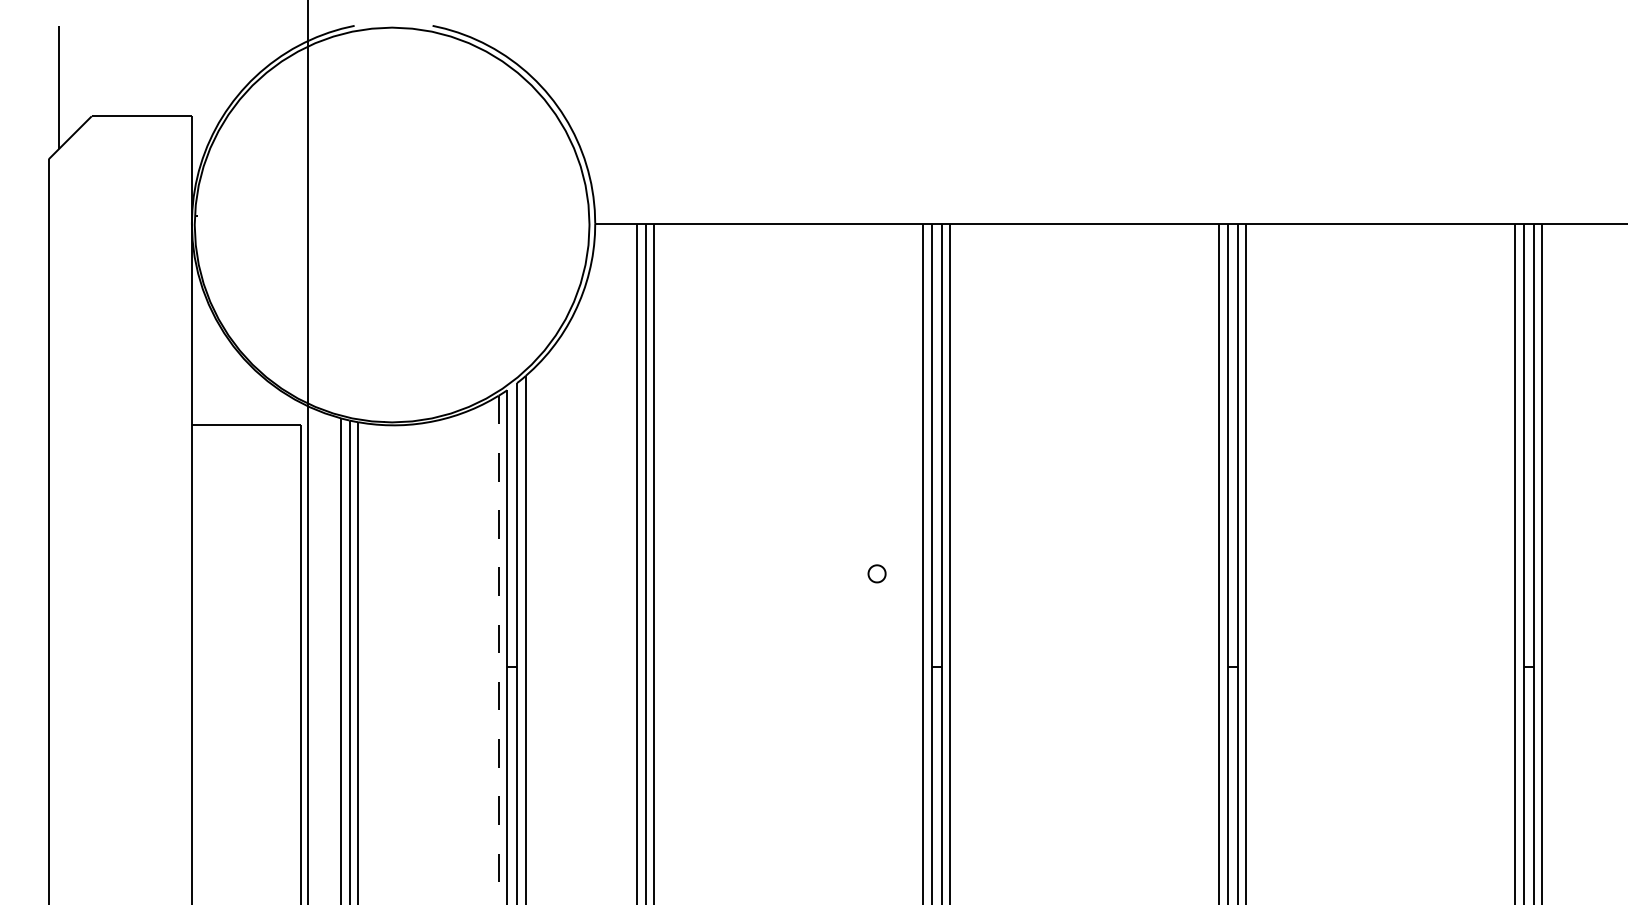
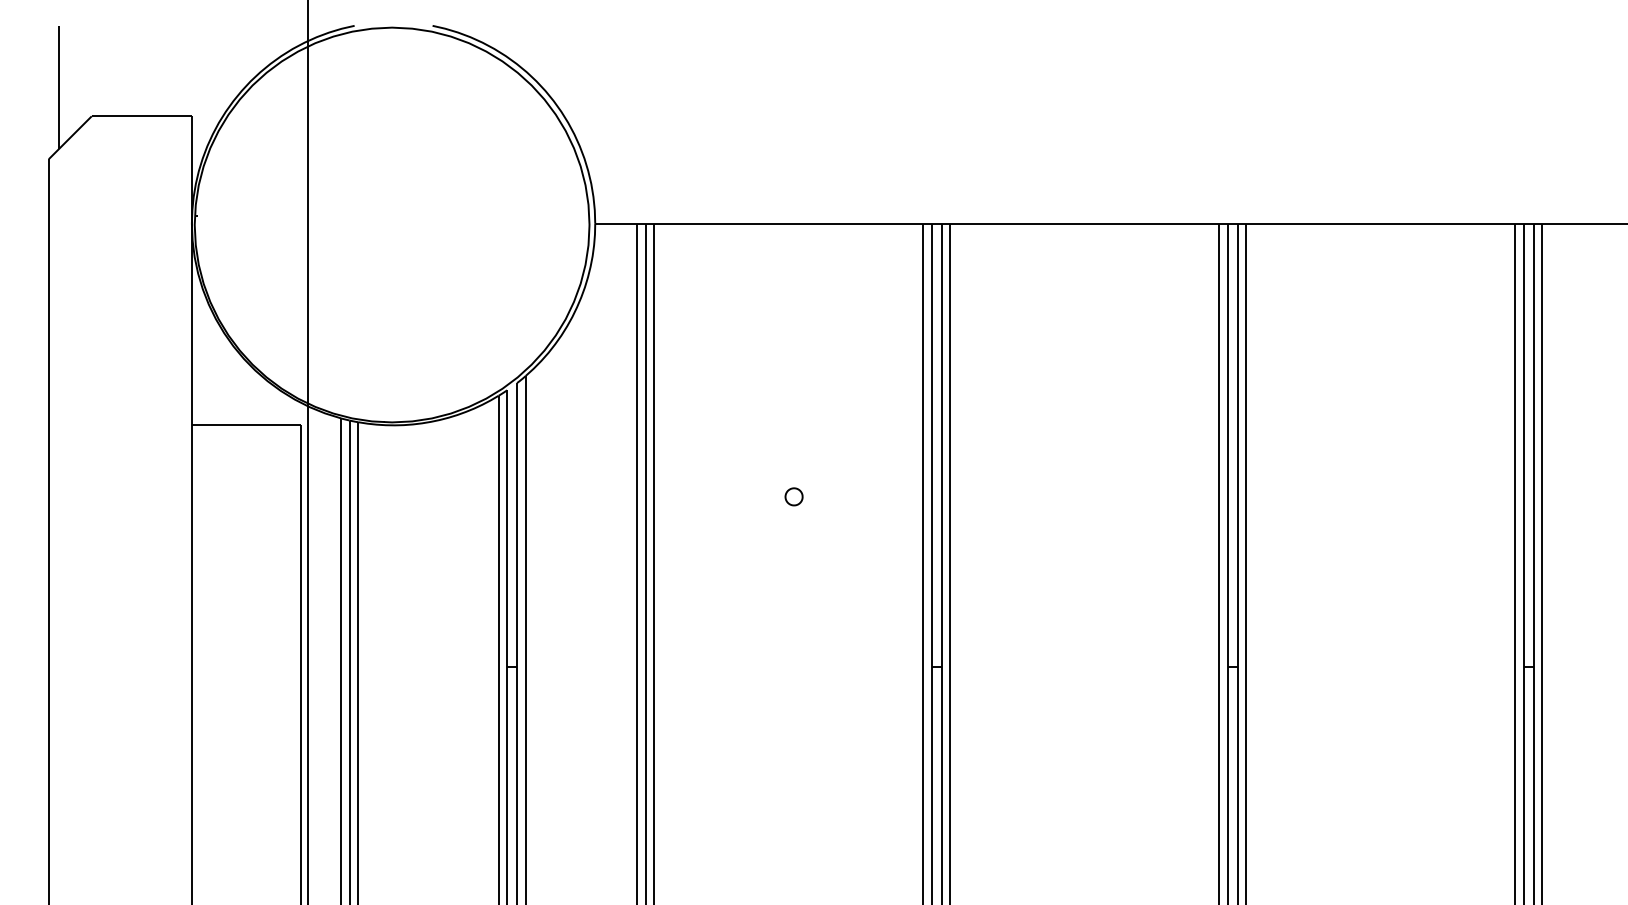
part position: (876, 573) -> (793, 496) (793, 496)
line: dashed -> solid (498, 650)
